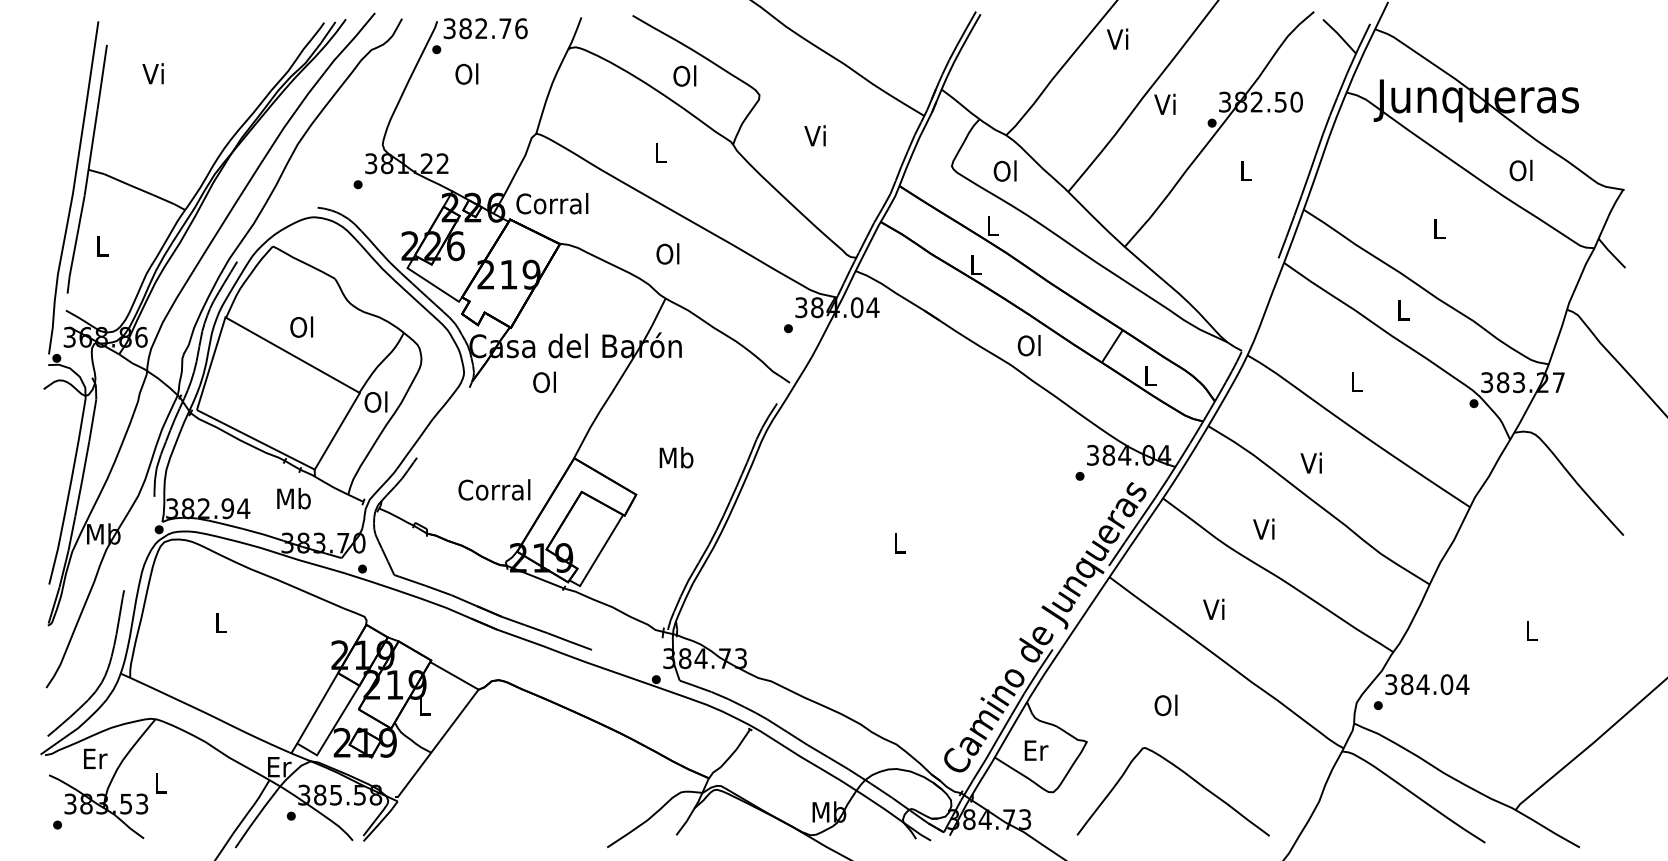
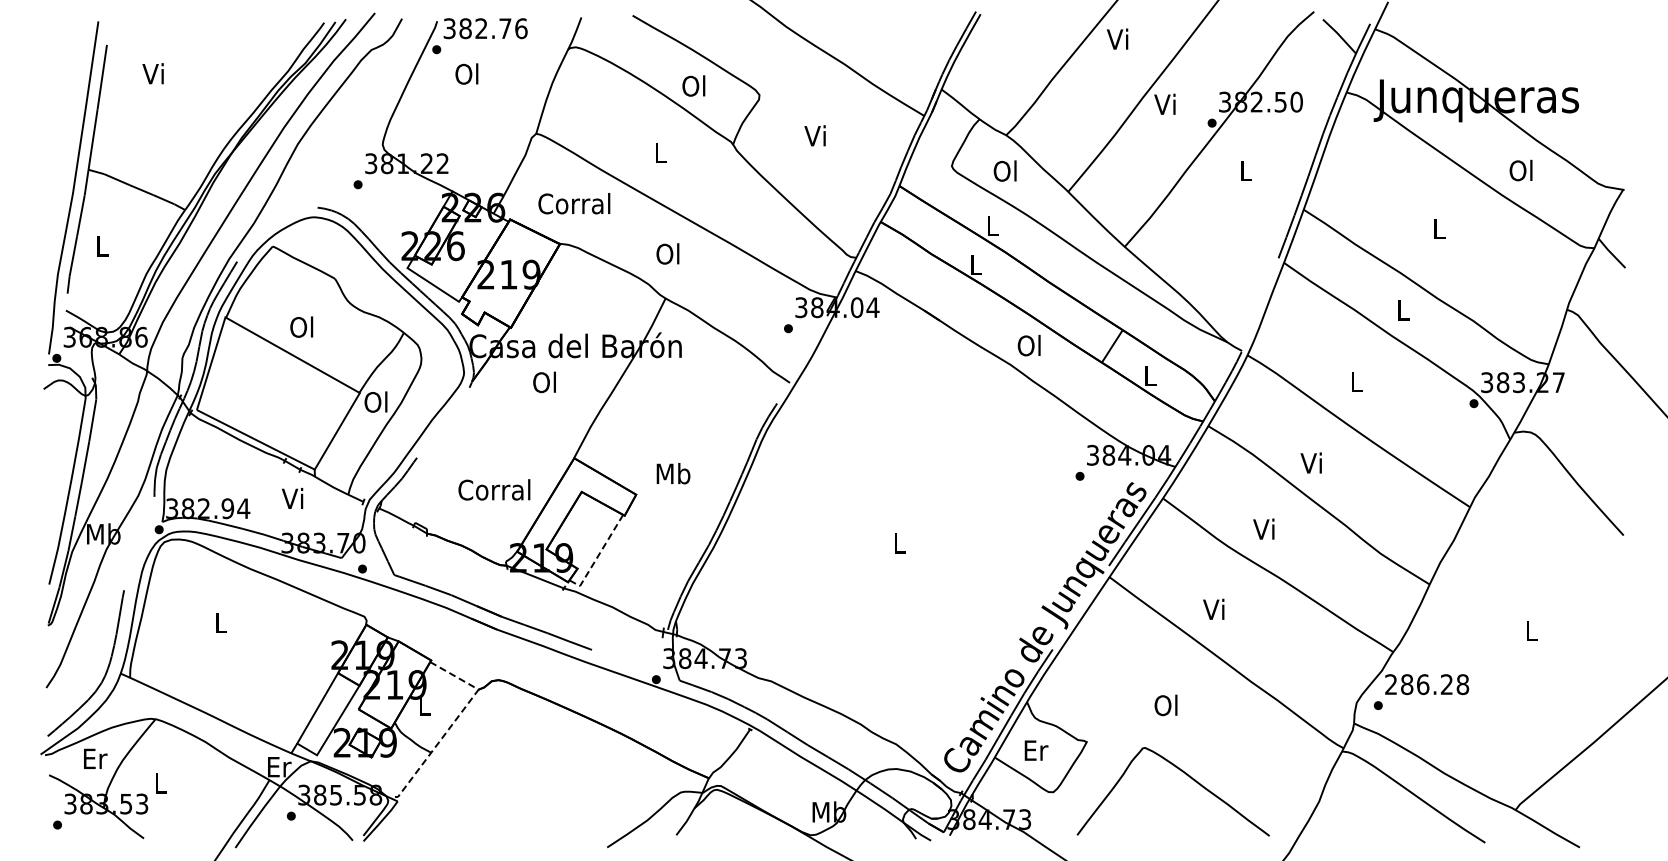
text position: (684, 75) -> (693, 85) (693, 85)
text position: (552, 203) -> (574, 203) (574, 203)
text position: (676, 457) -> (673, 473) (673, 473)
text: Mb -> Vi (293, 498)
line: solid -> dashed (598, 556)
text: 384.04 -> 286.28 (1427, 684)
line: solid -> dashed (454, 722)
